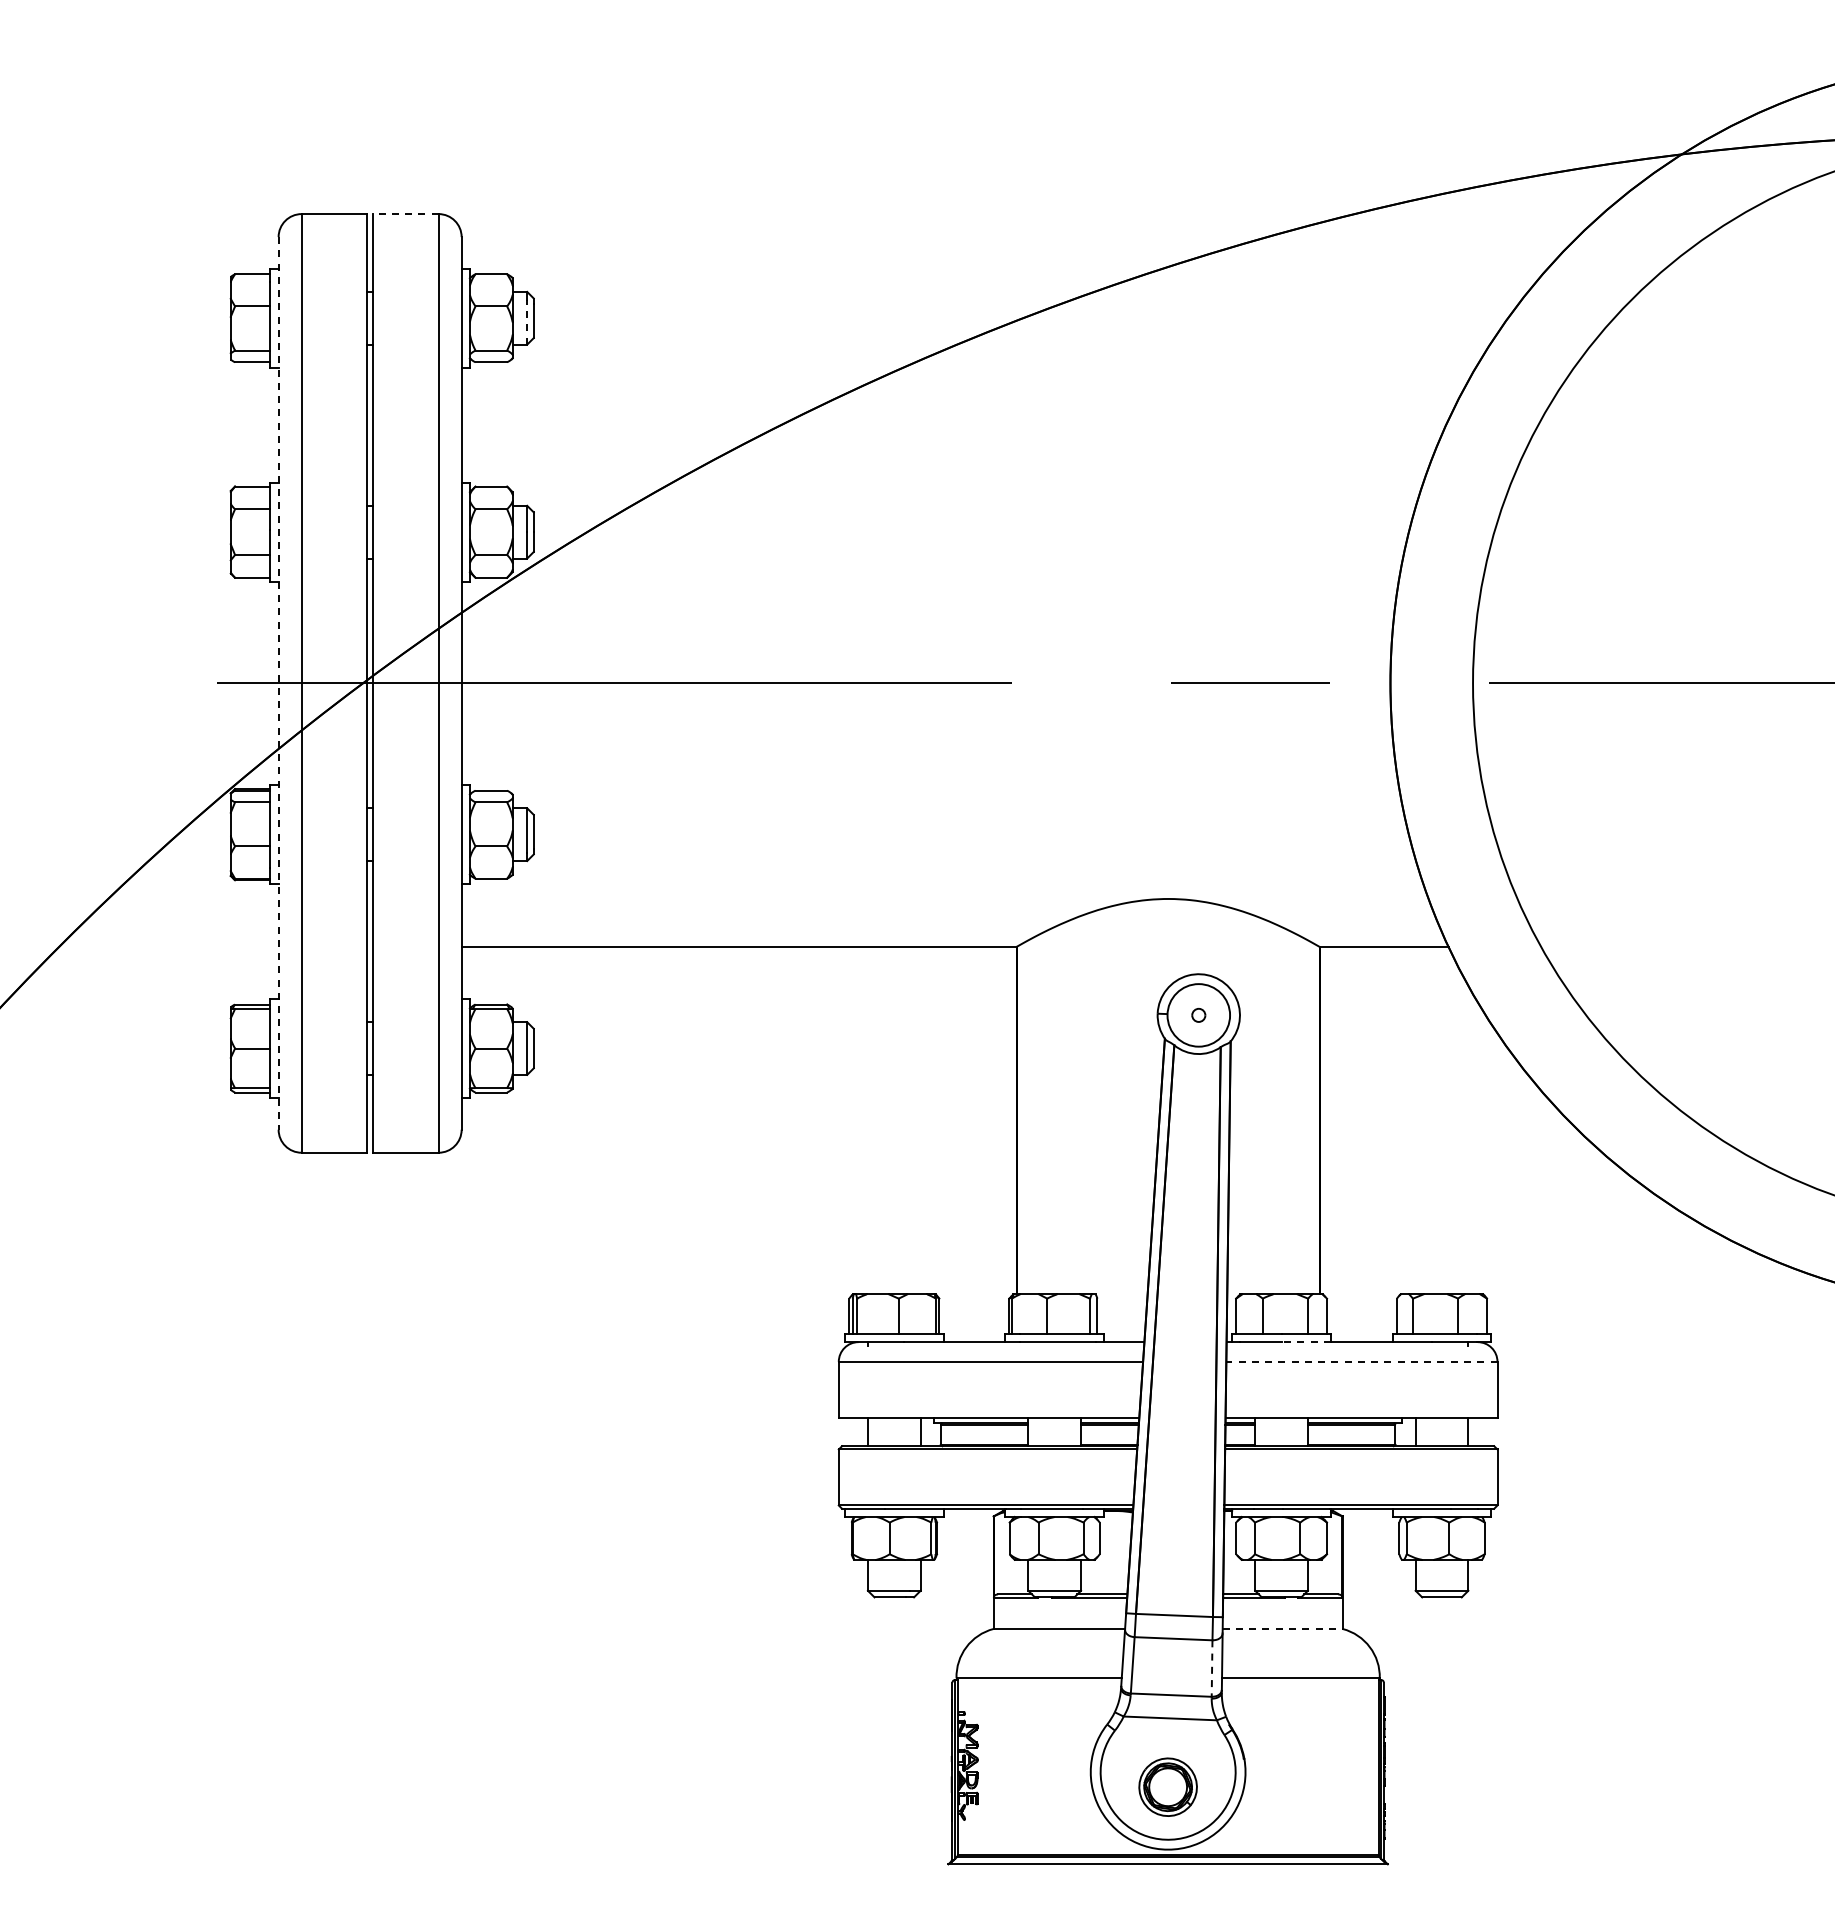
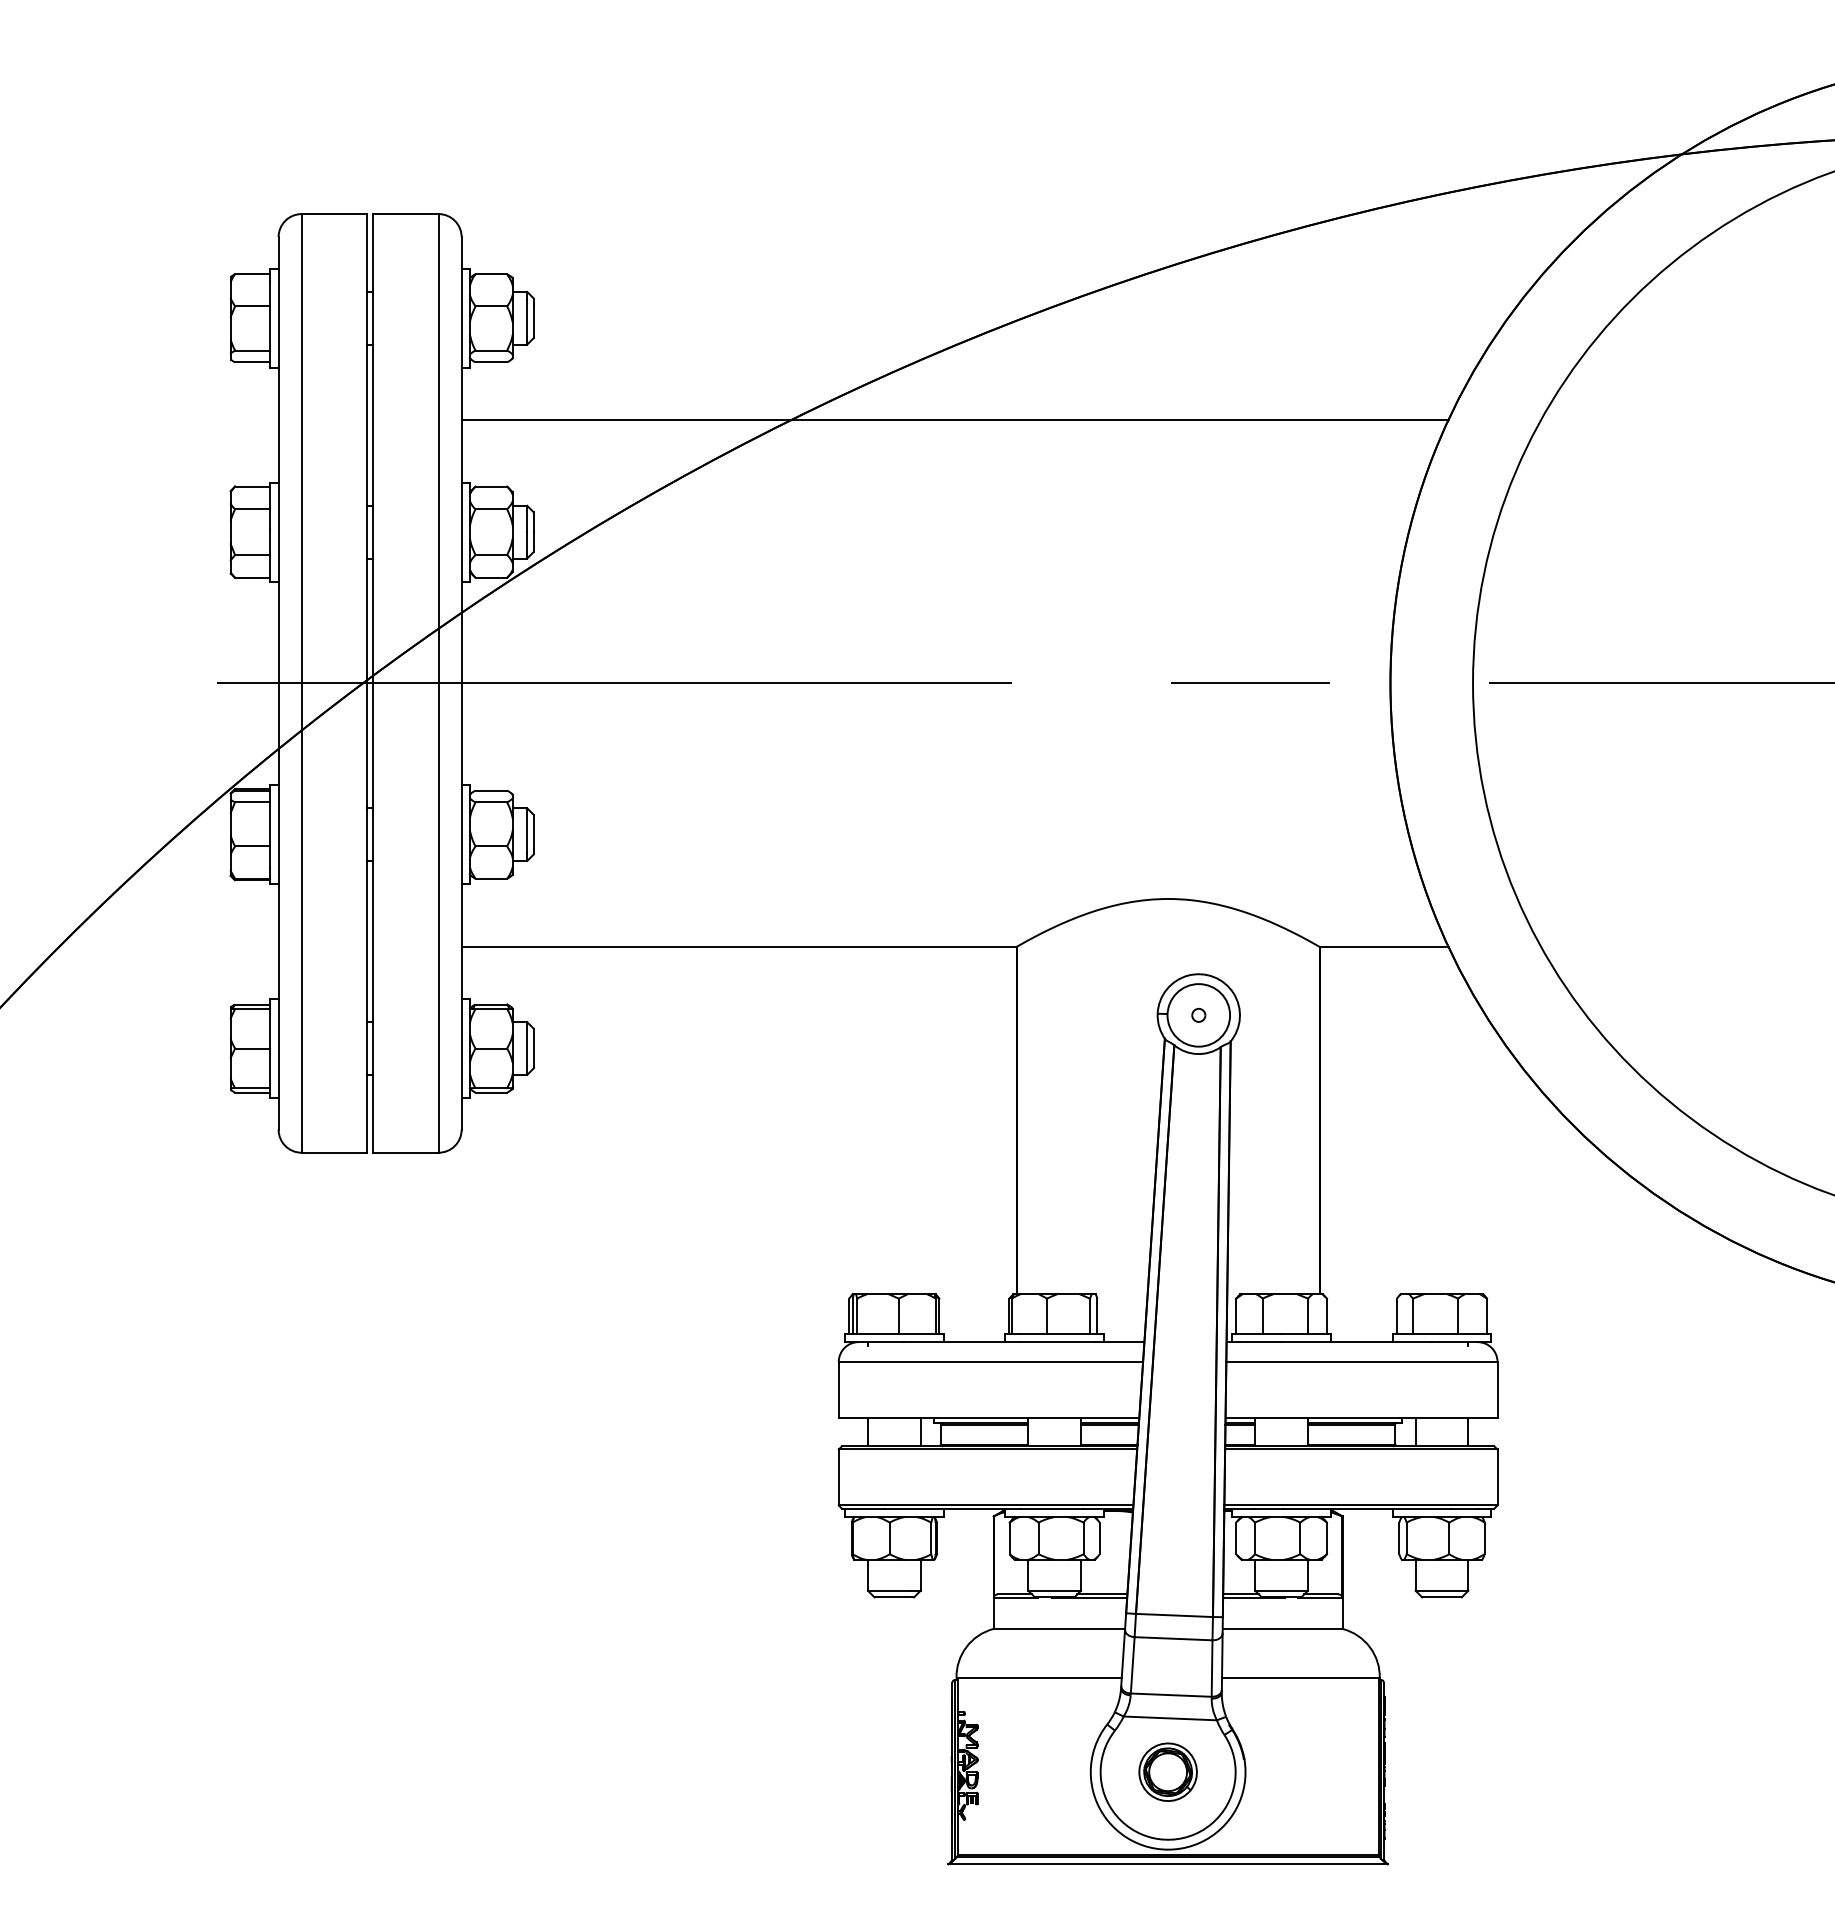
line: dashed -> solid (405, 214)
line: dashed -> solid (527, 321)
line: none -> present (954, 419)
line: dashed -> solid (278, 683)
line: dashed -> solid (1306, 1342)
line: dashed -> solid (1361, 1361)
line: dashed -> solid (1283, 1628)
line: dashed -> solid (1212, 1669)
part position: (1167, 1786) -> (1167, 1771) (1167, 1771)
